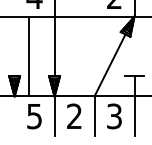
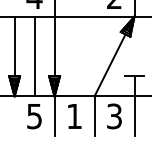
line: none -> present (14, 46)
line position: (28, 56) -> (34, 56) (34, 56)
text: 2 -> 1 (74, 115)
